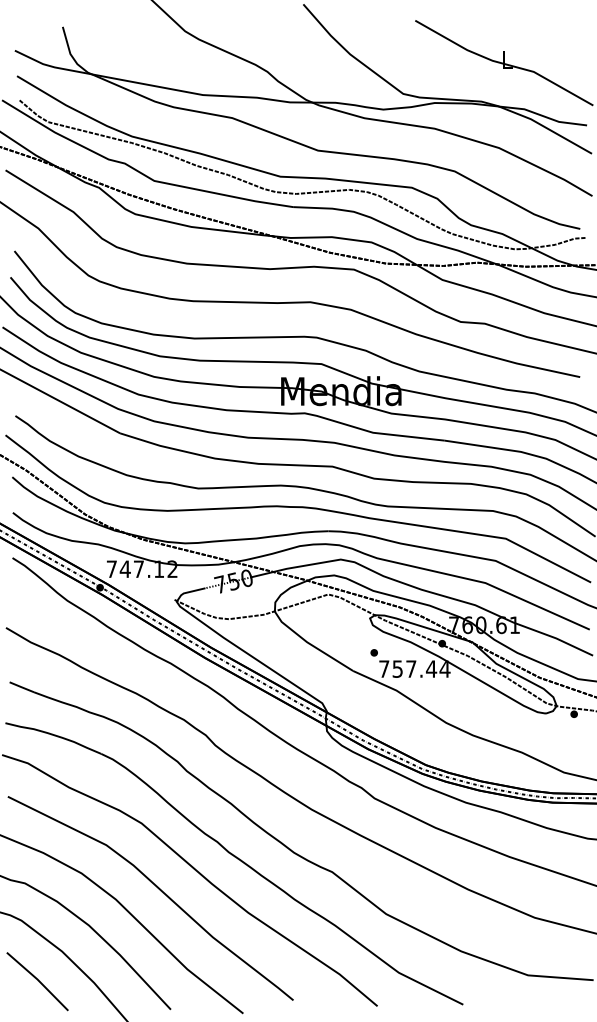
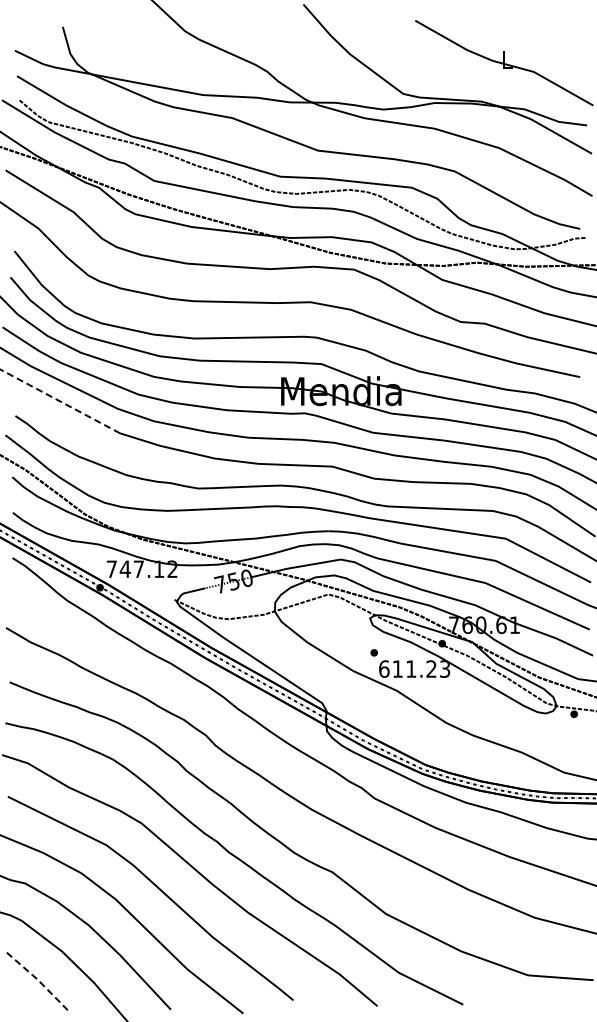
line: solid -> dashed (60, 401)
text: 757.44 -> 611.23 (414, 668)
line: solid -> dashed (38, 980)
